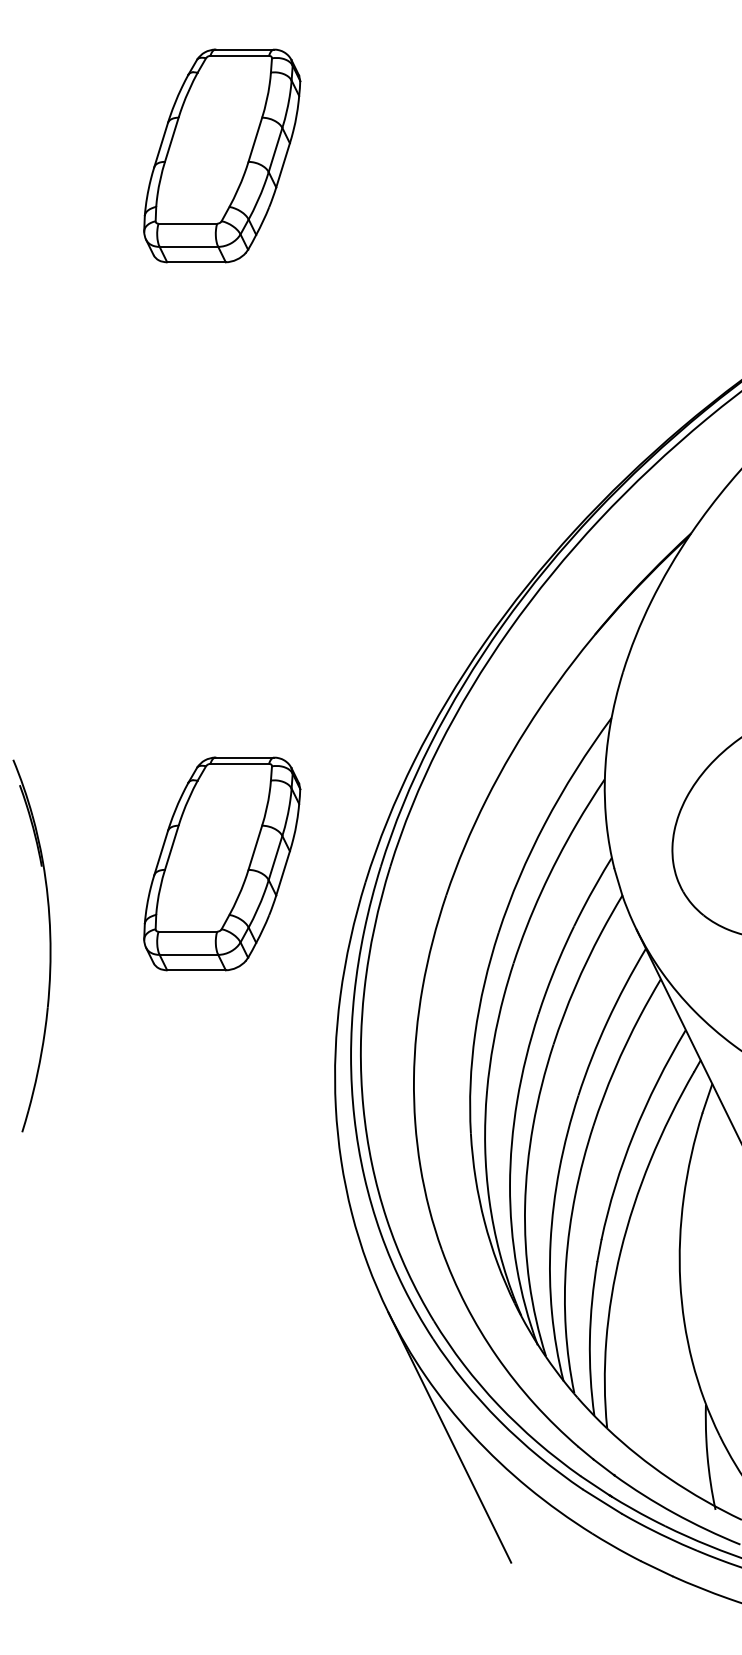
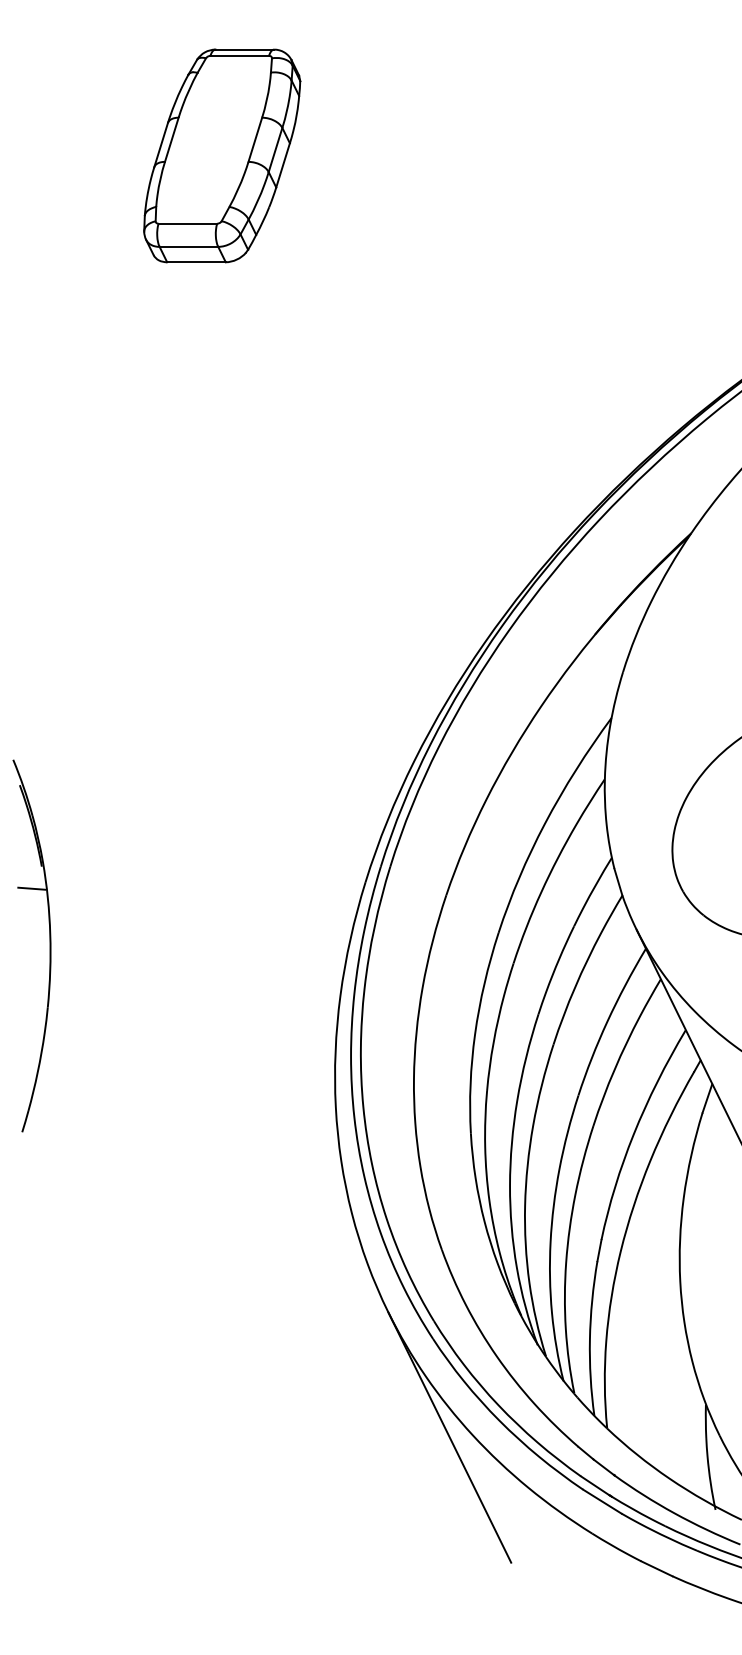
part: present -> none (222, 863)
line: none -> present (31, 888)
